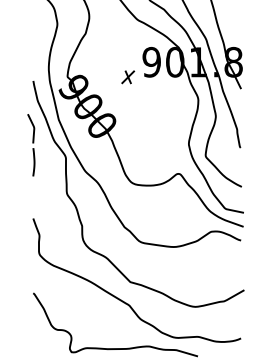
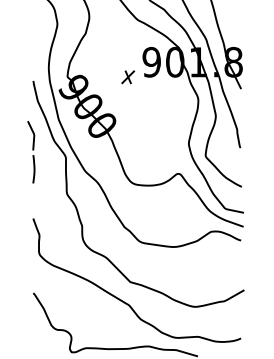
part position: (31, 145) -> (31, 152) (31, 152)
